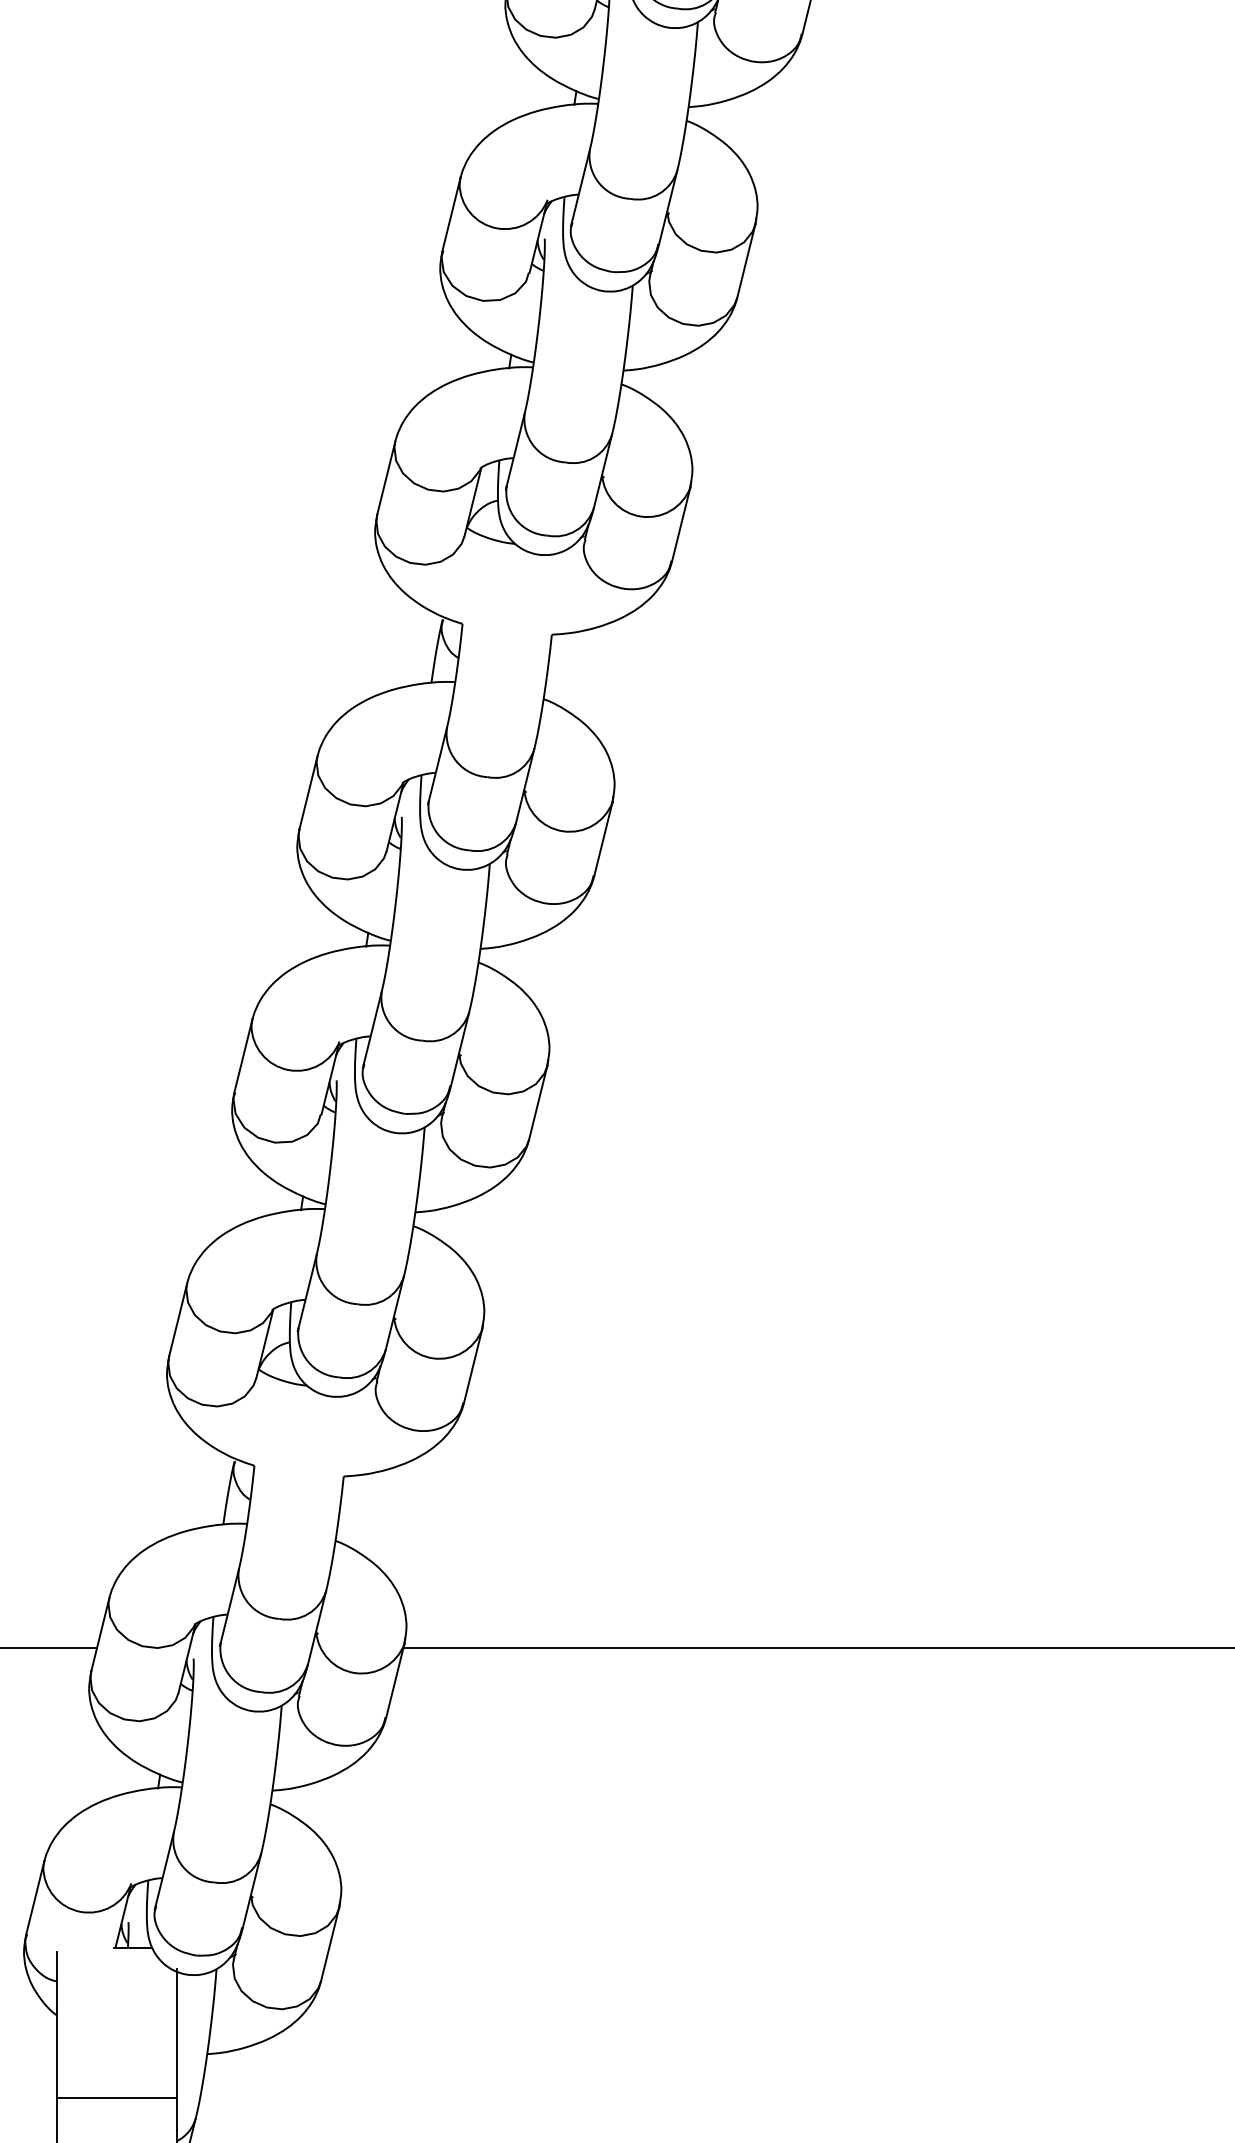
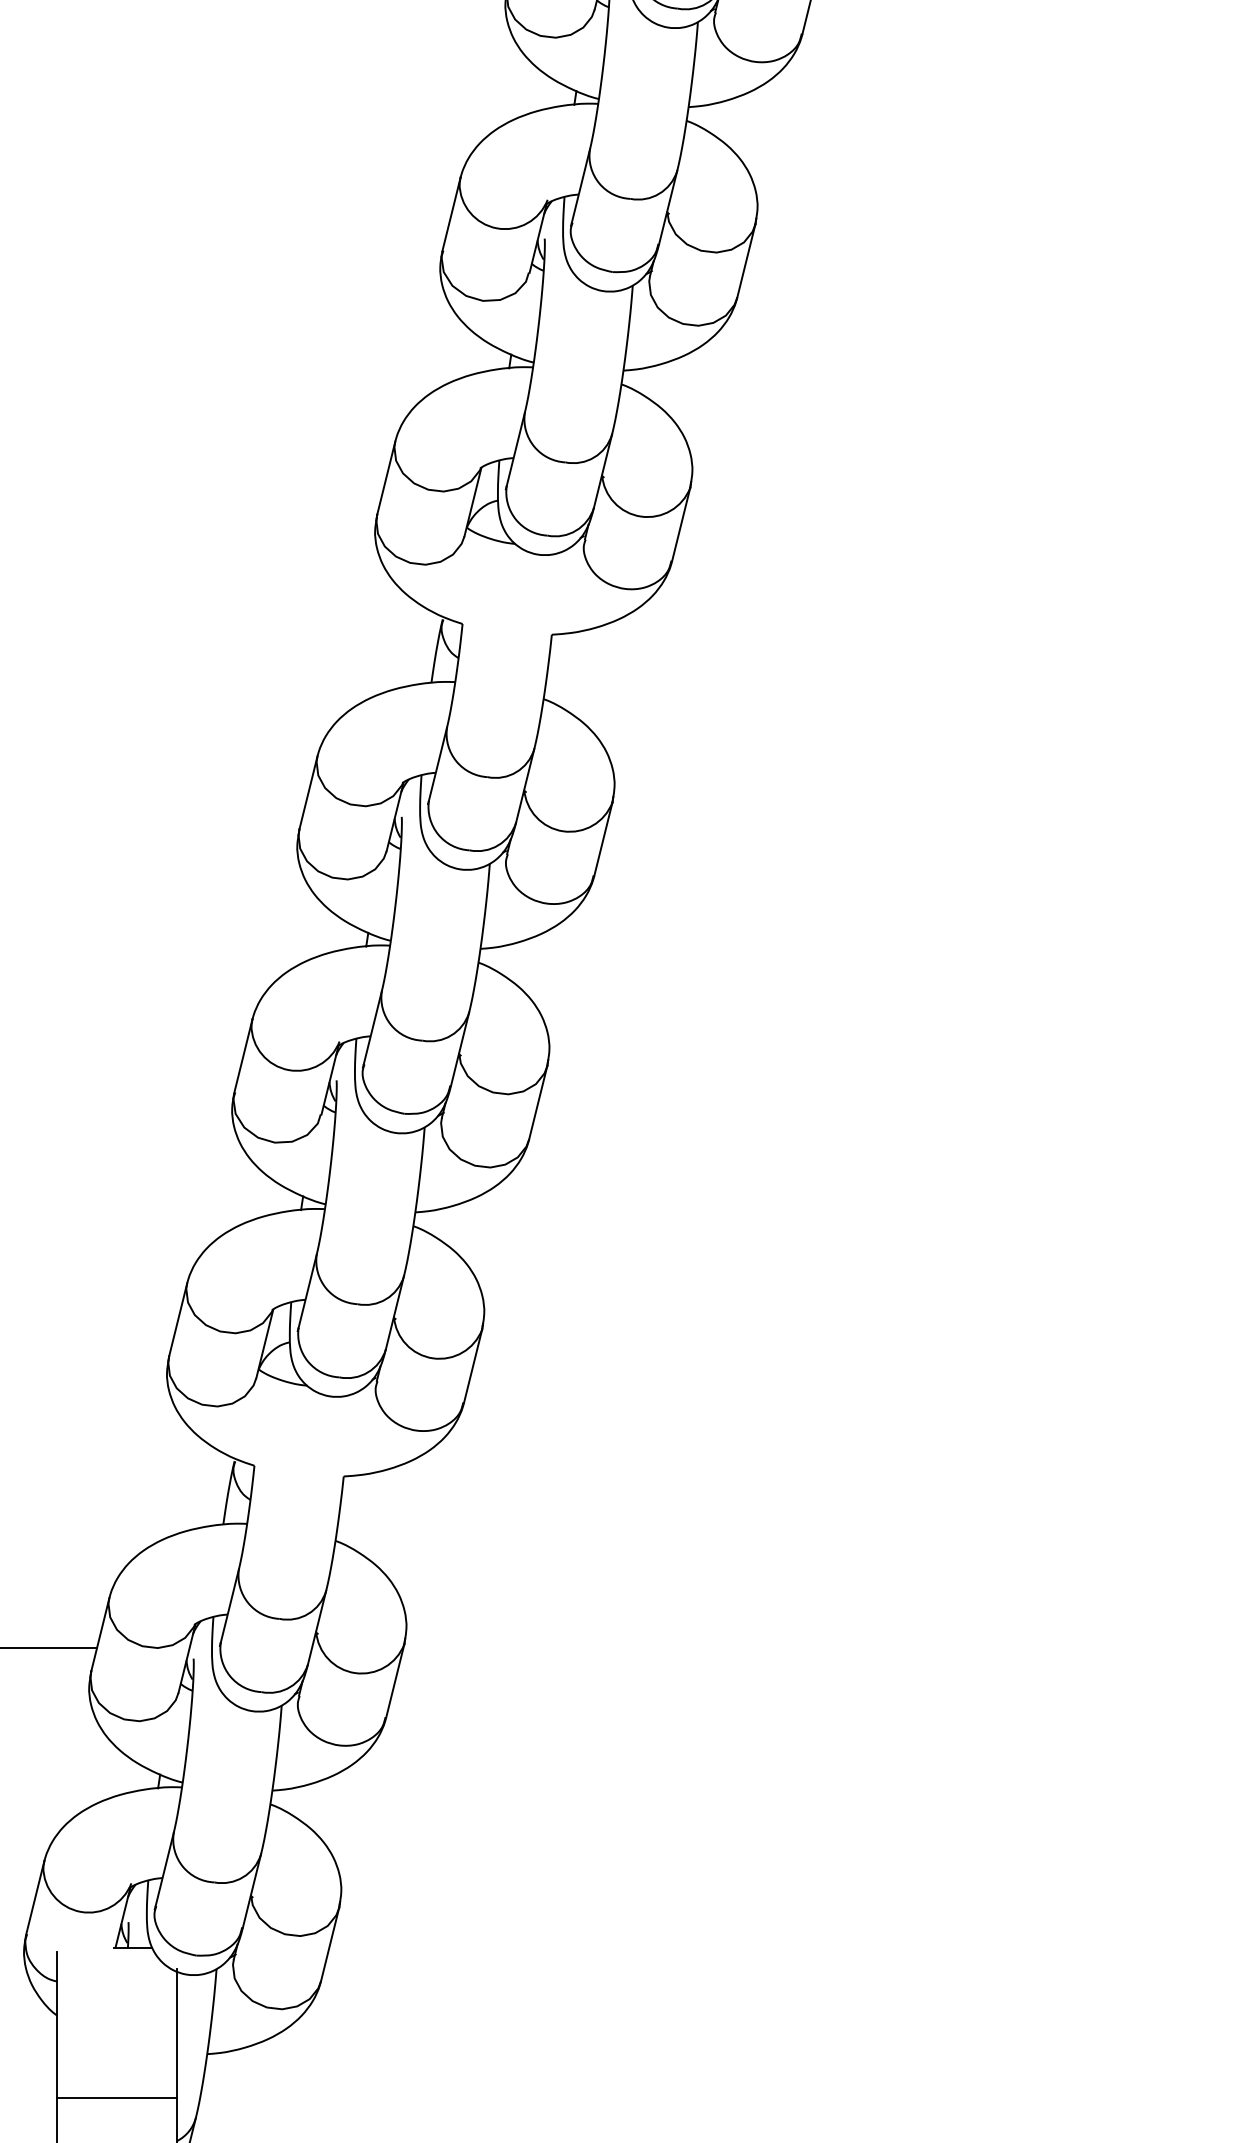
line: present -> none (817, 1648)
